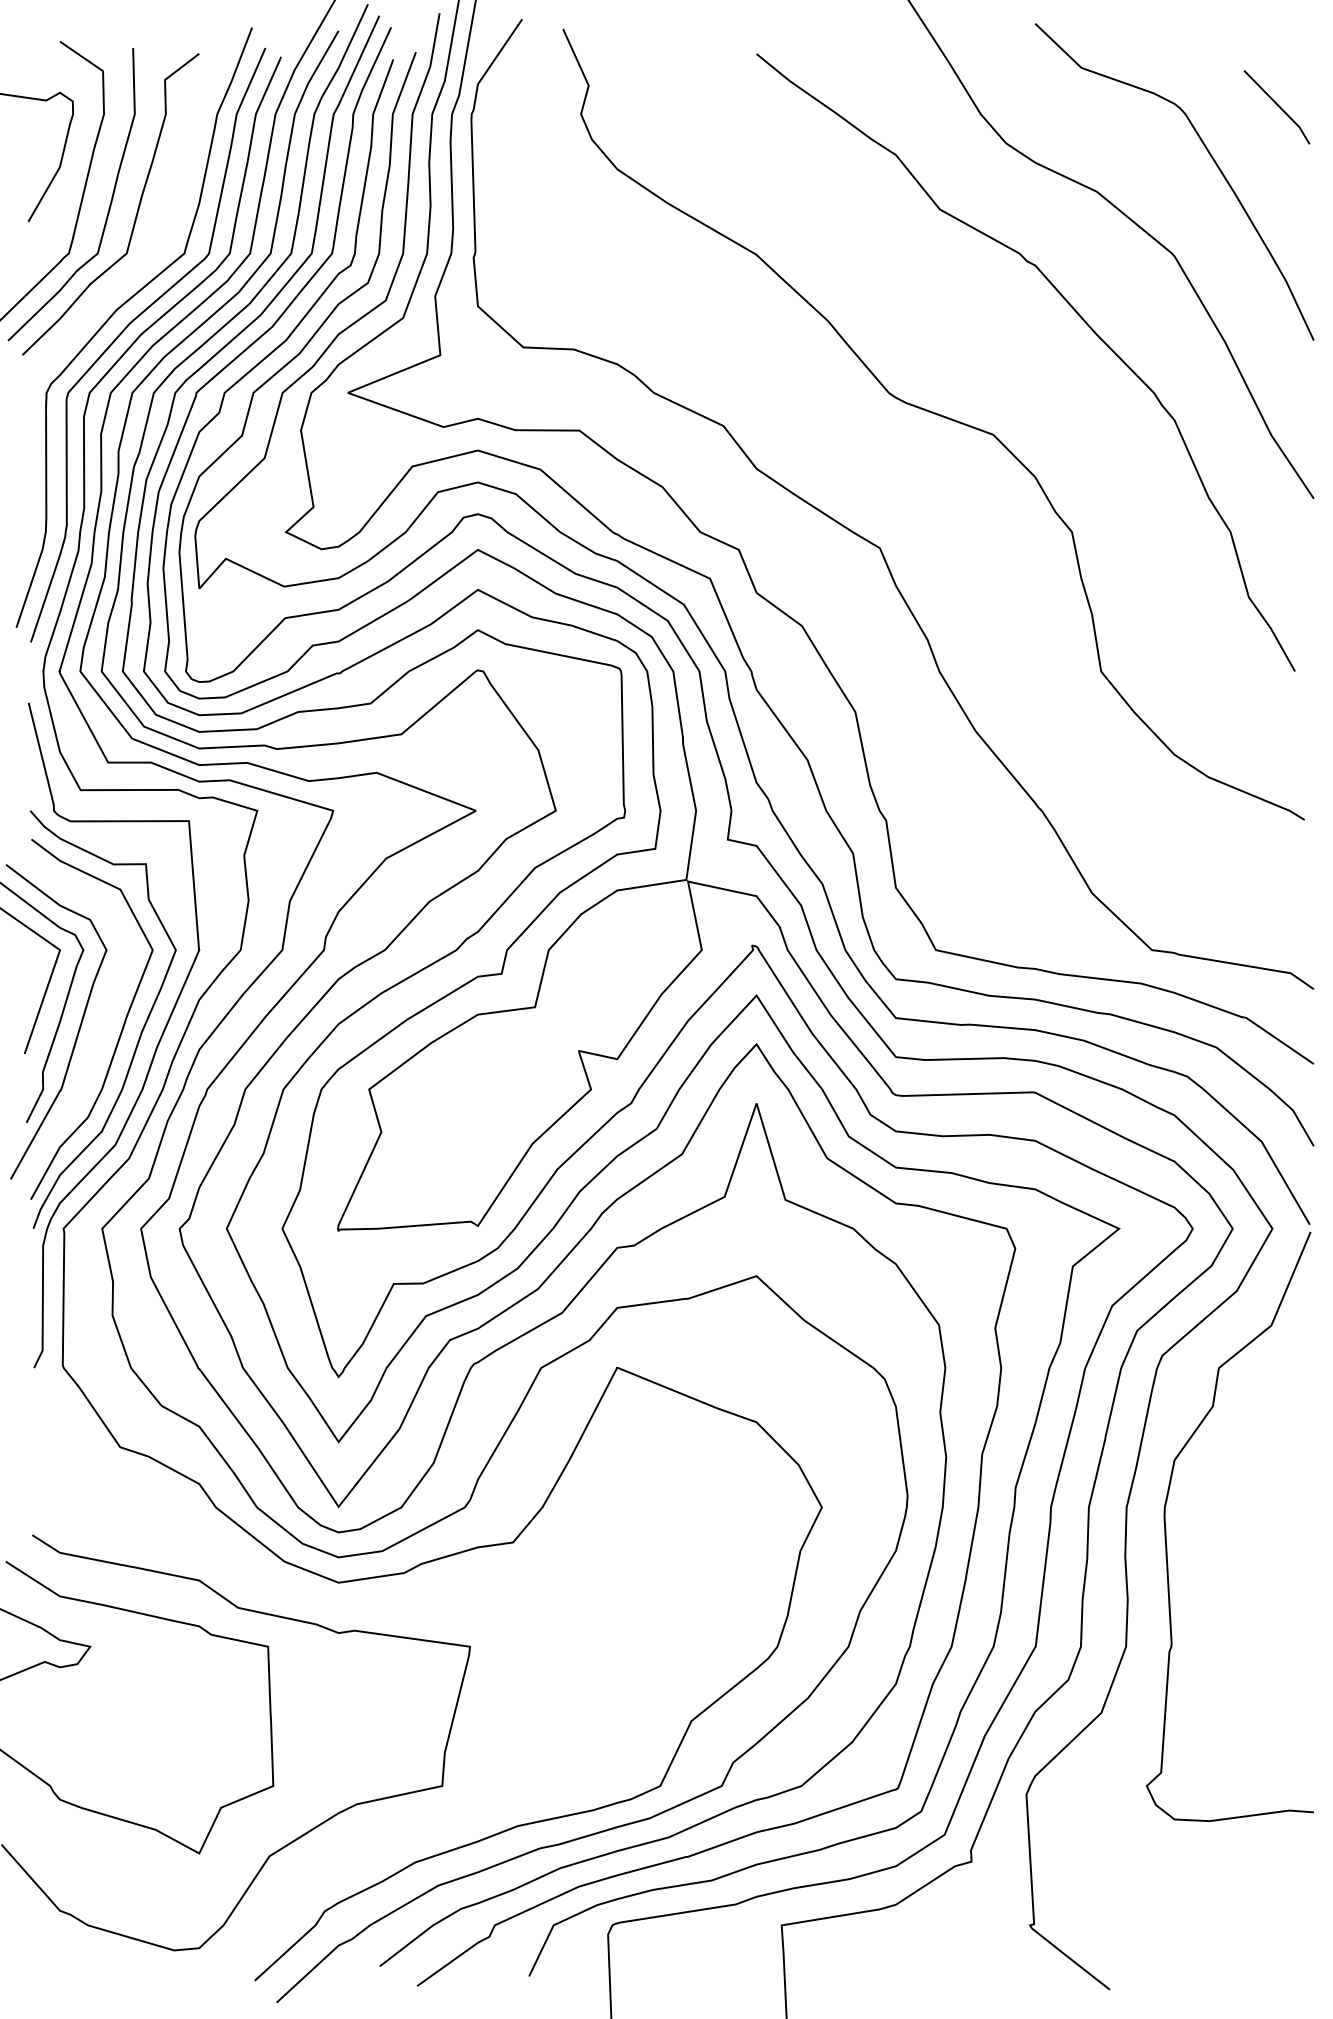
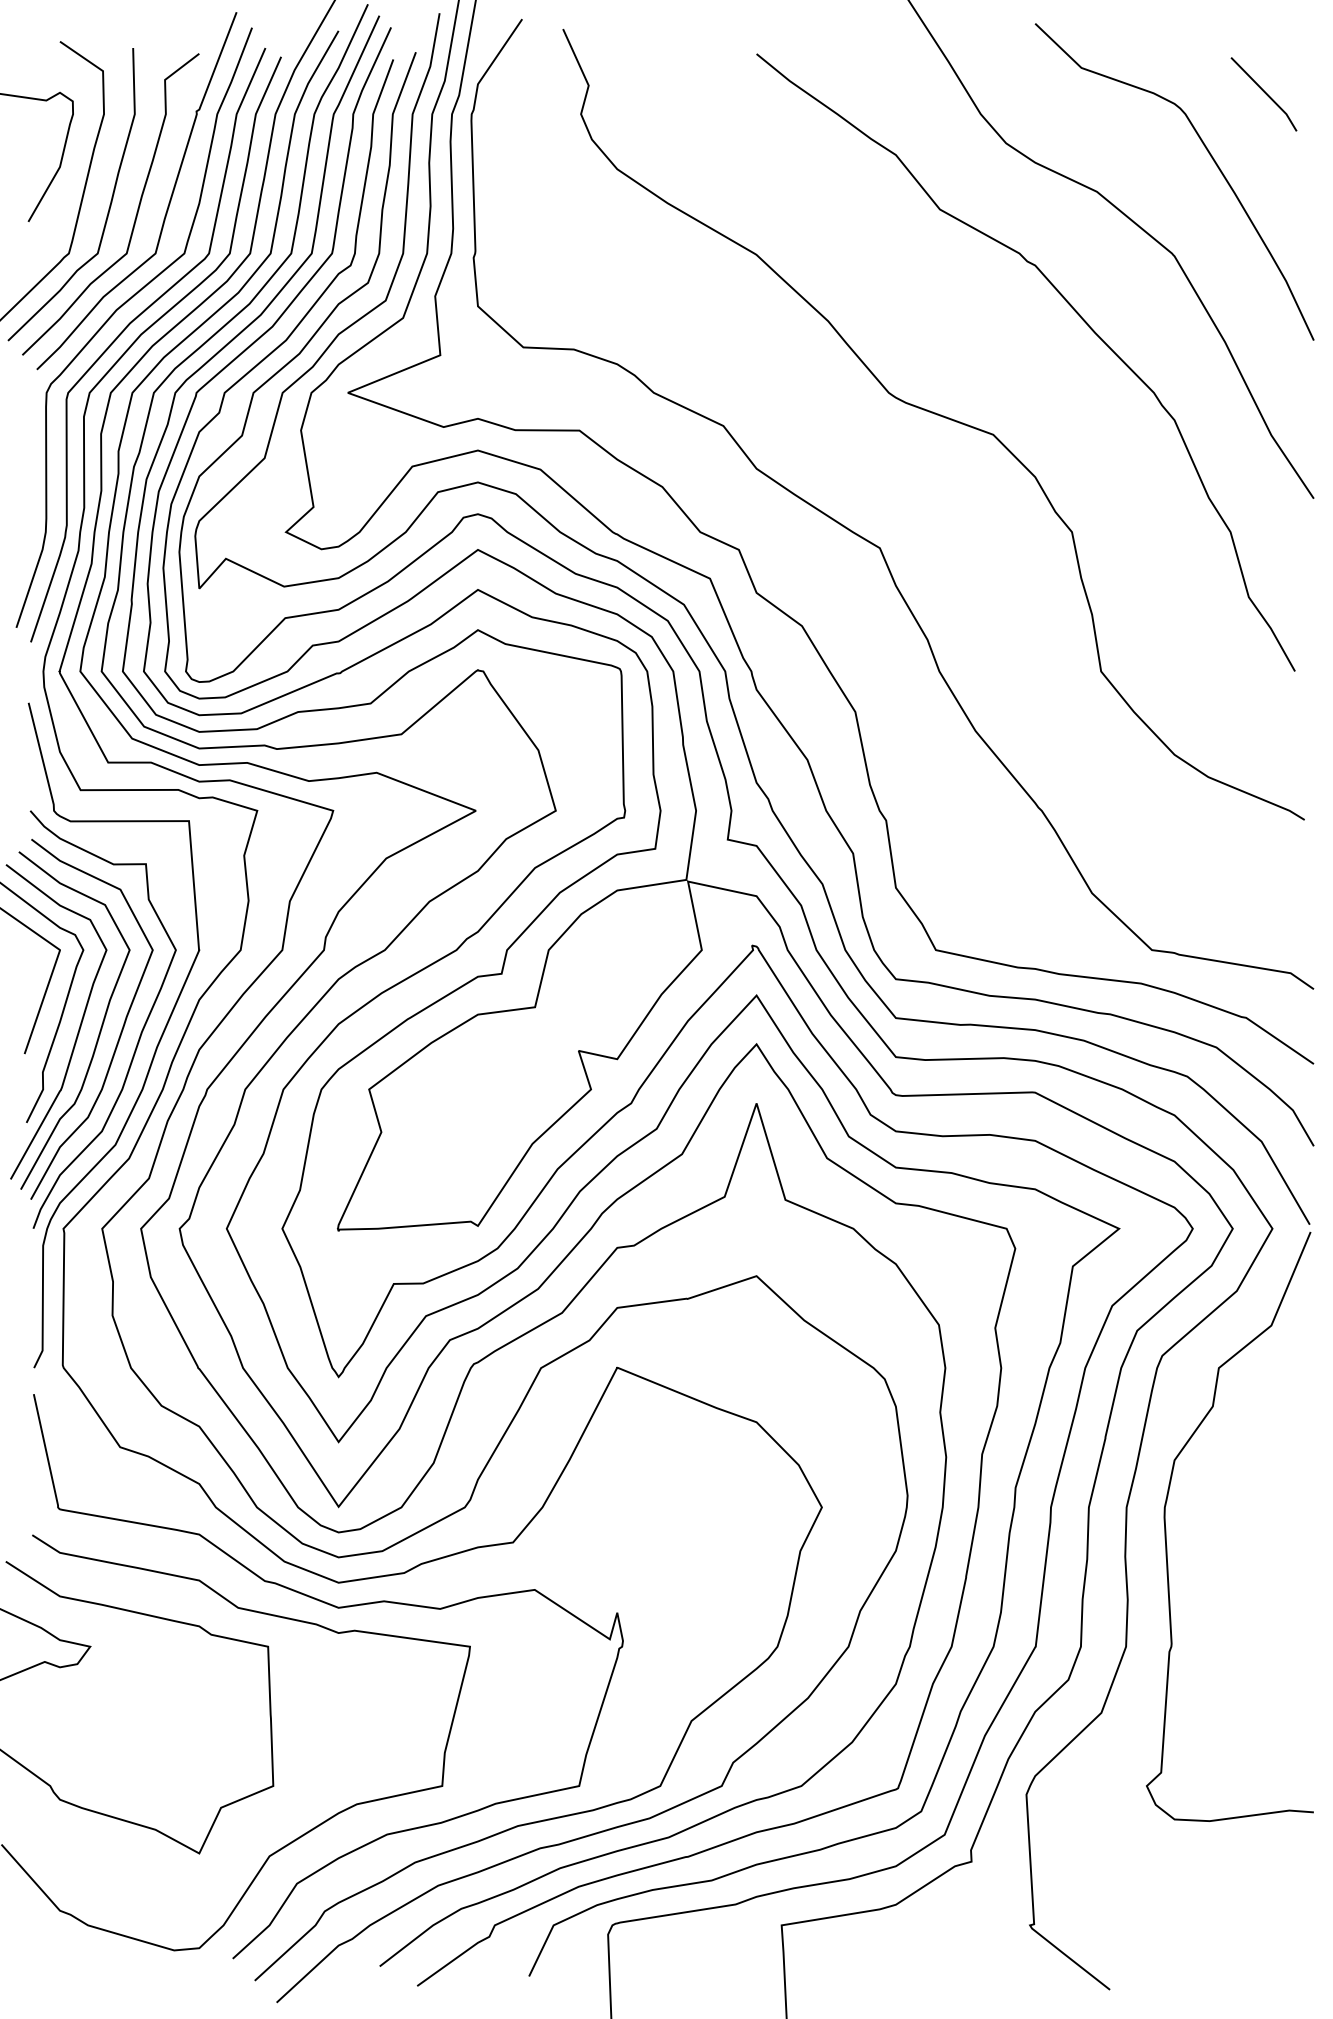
line position: (1277, 106) -> (1264, 93) (1264, 93)
curve: none -> present (168, 202)
curve: none -> present (100, 1027)
curve: none -> present (337, 1608)
